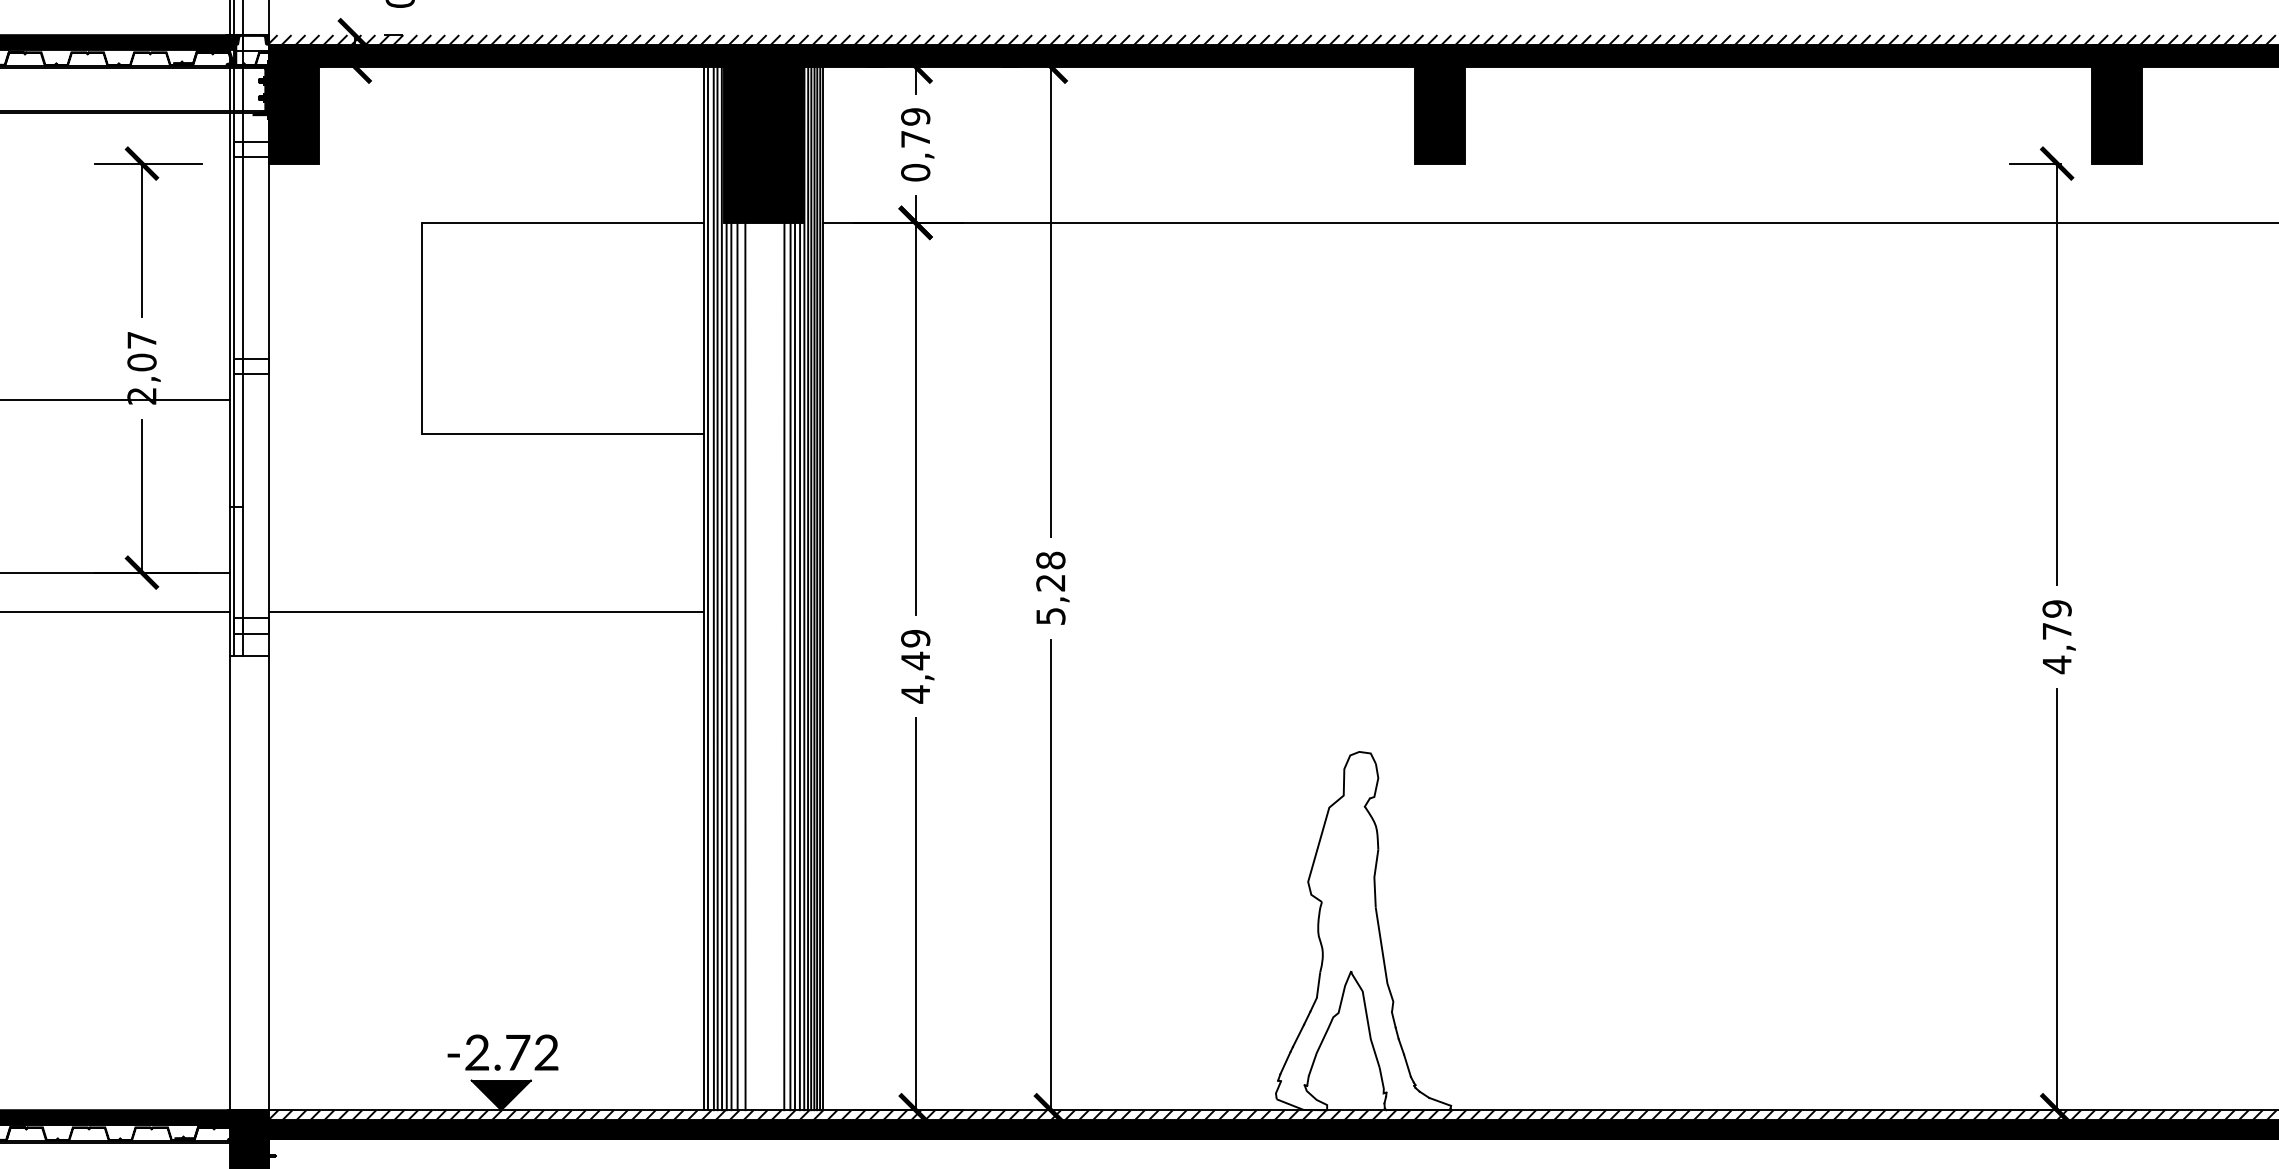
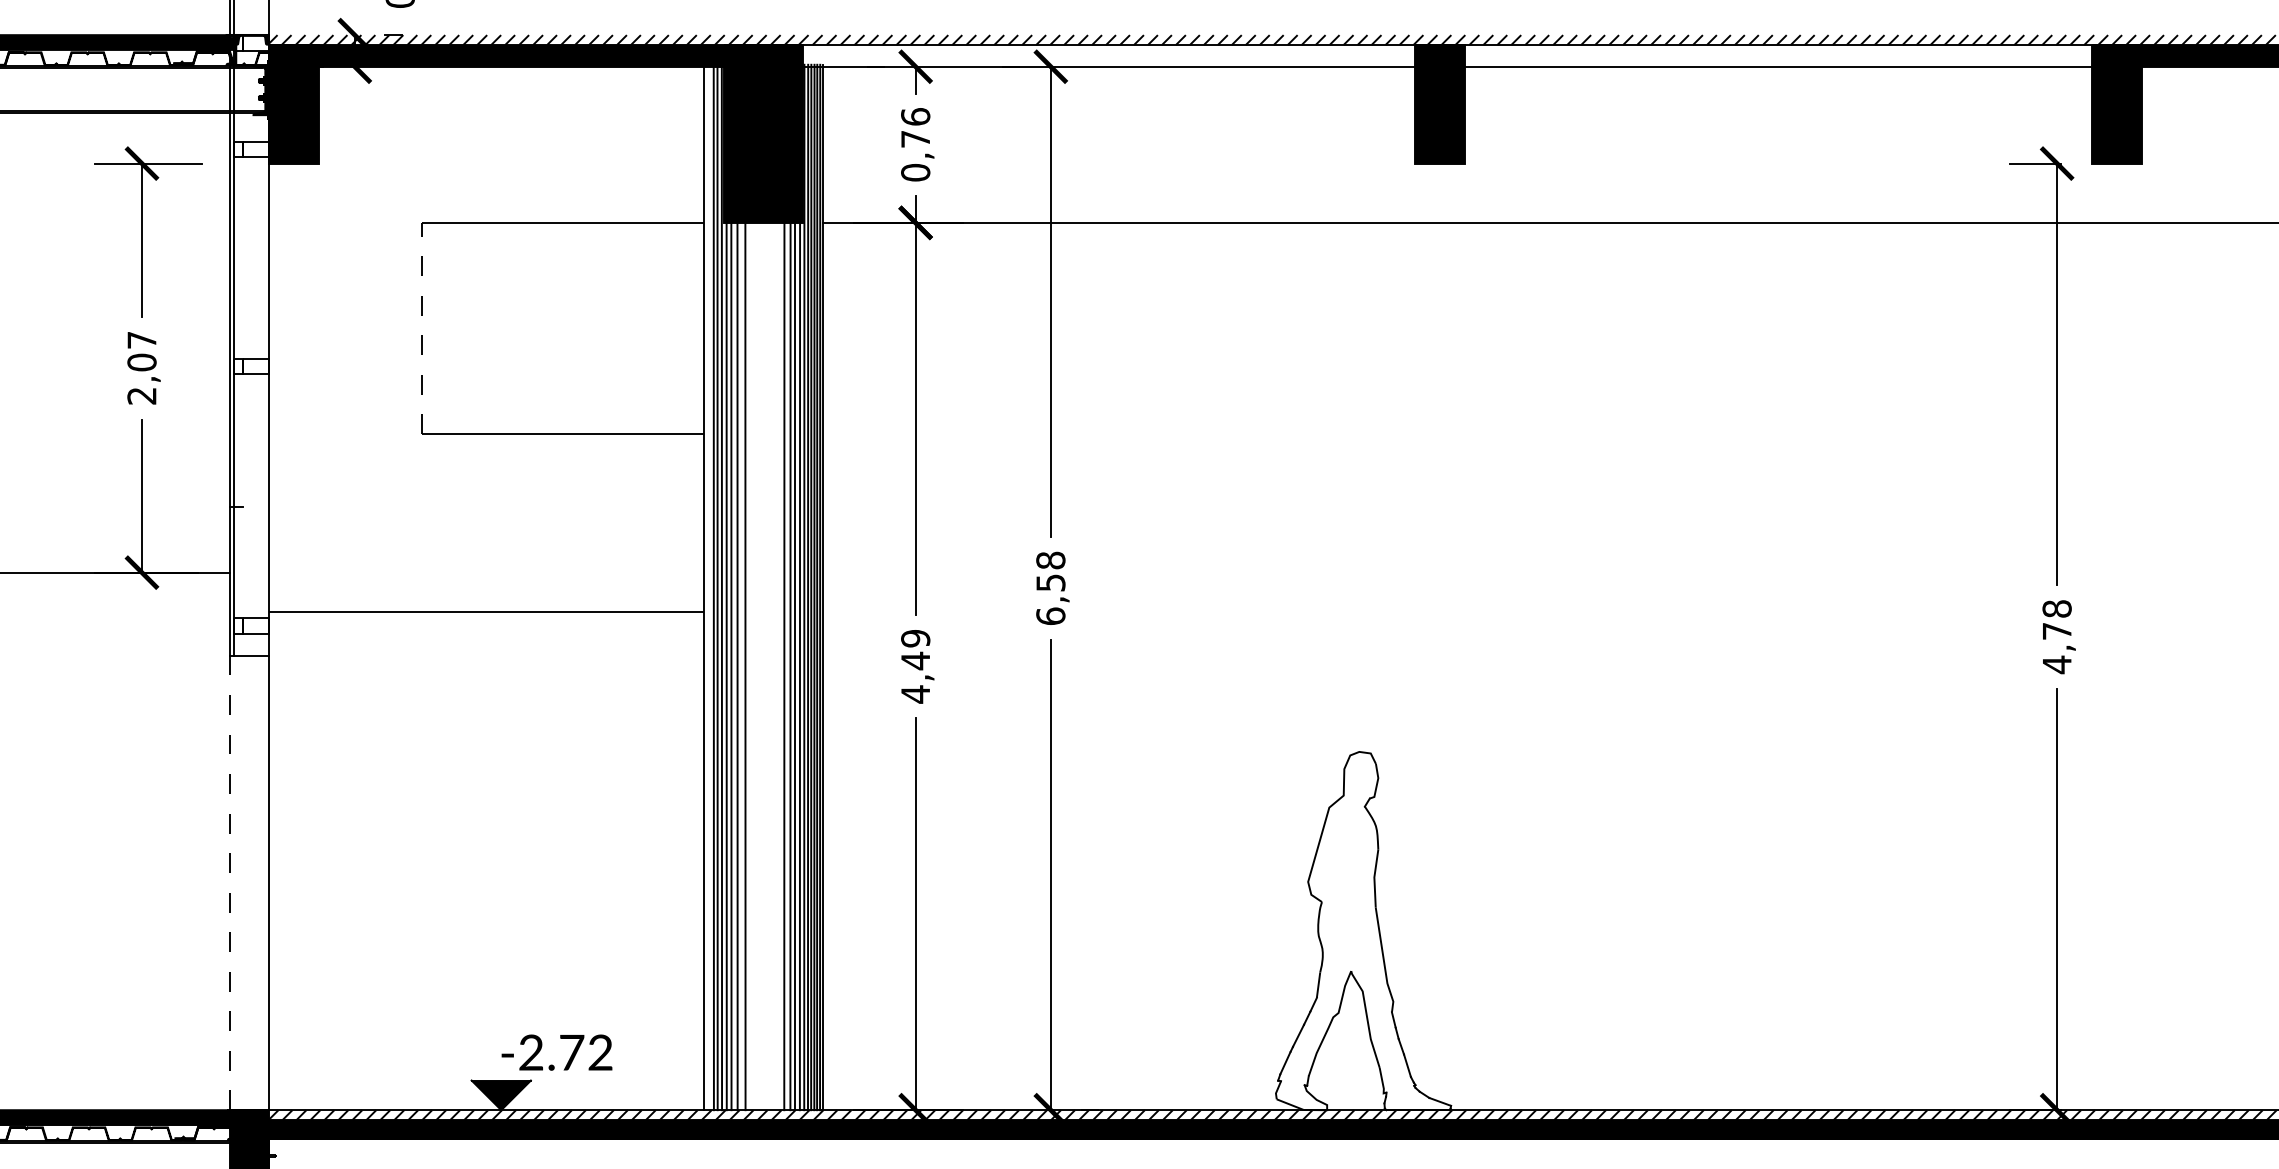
fill: present -> none (1108, 55)
fill: present -> none (1778, 55)
text: 0,79 -> 0,76 (915, 116)
line: present -> none (242, 328)
line: solid -> dashed (421, 328)
line: present -> none (115, 399)
line: present -> none (708, 587)
text: 5,28 -> 6,58 (1050, 599)
text: 4,79 -> 4,78 (2056, 608)
line: present -> none (115, 612)
line: solid -> dashed (229, 883)
text position: (502, 1052) -> (556, 1052) (556, 1052)
